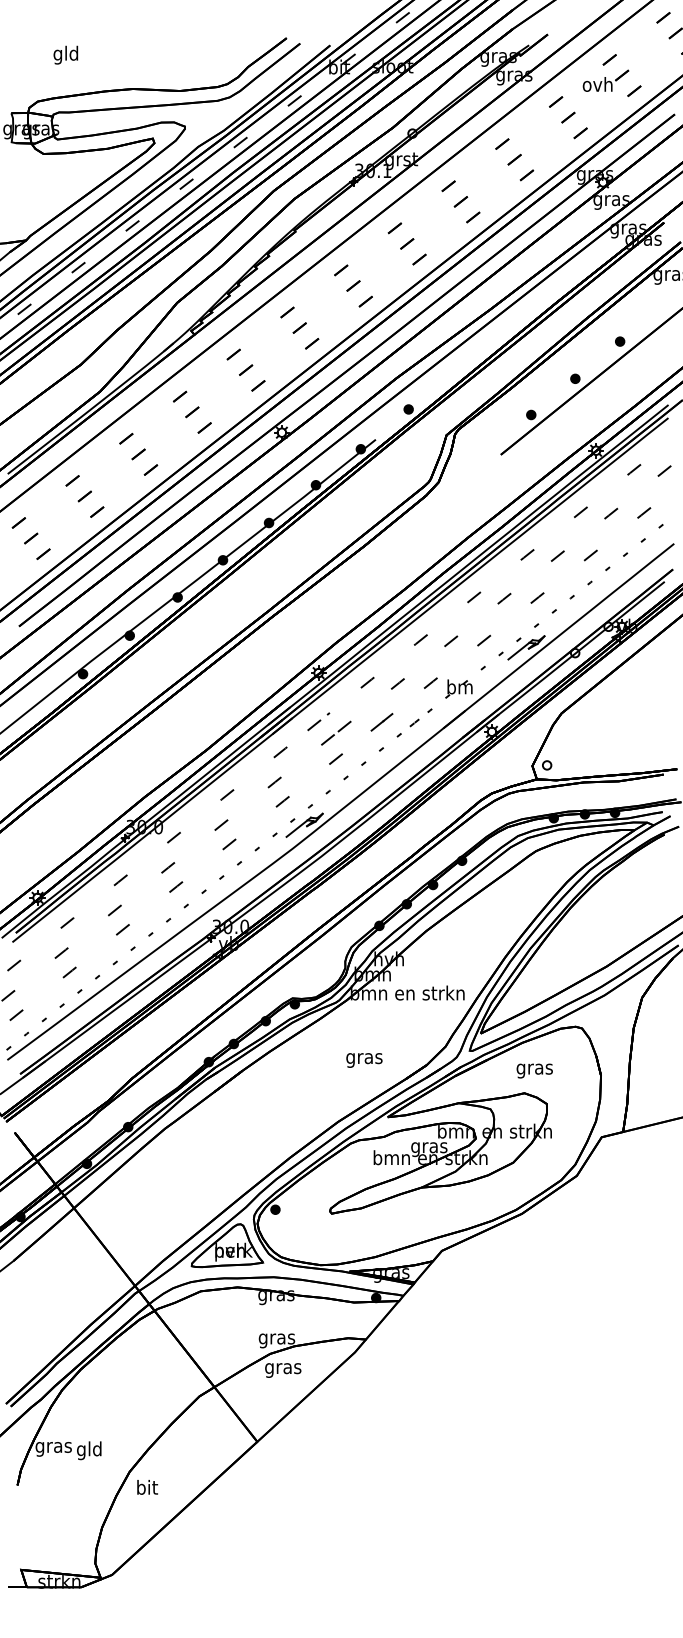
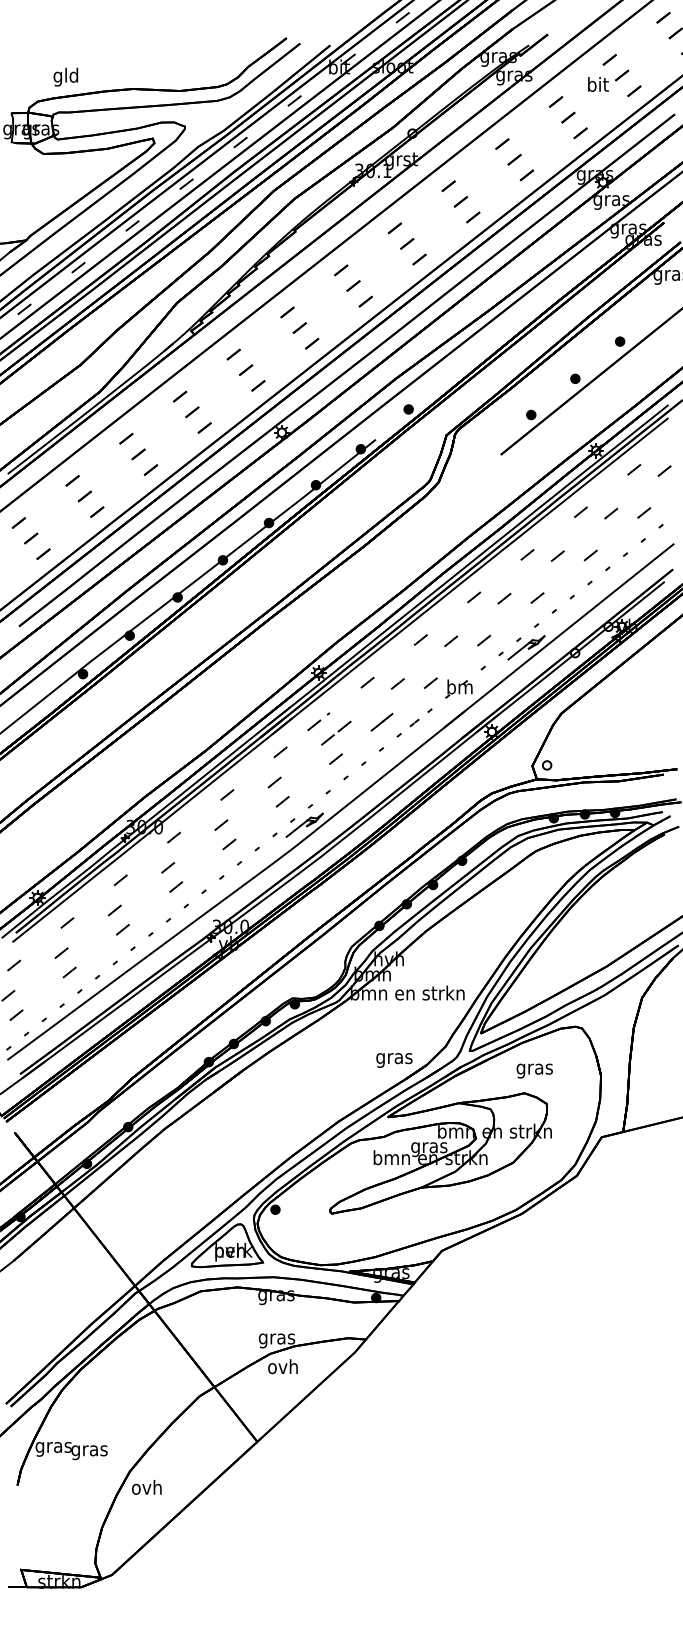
text position: (65, 54) -> (65, 76) (65, 76)
text: ovh -> bit (597, 84)
text position: (364, 1060) -> (394, 1060) (394, 1060)
text: gras -> ovh (283, 1368)
text: gld -> gras (89, 1450)
text: bit -> ovh (146, 1486)
